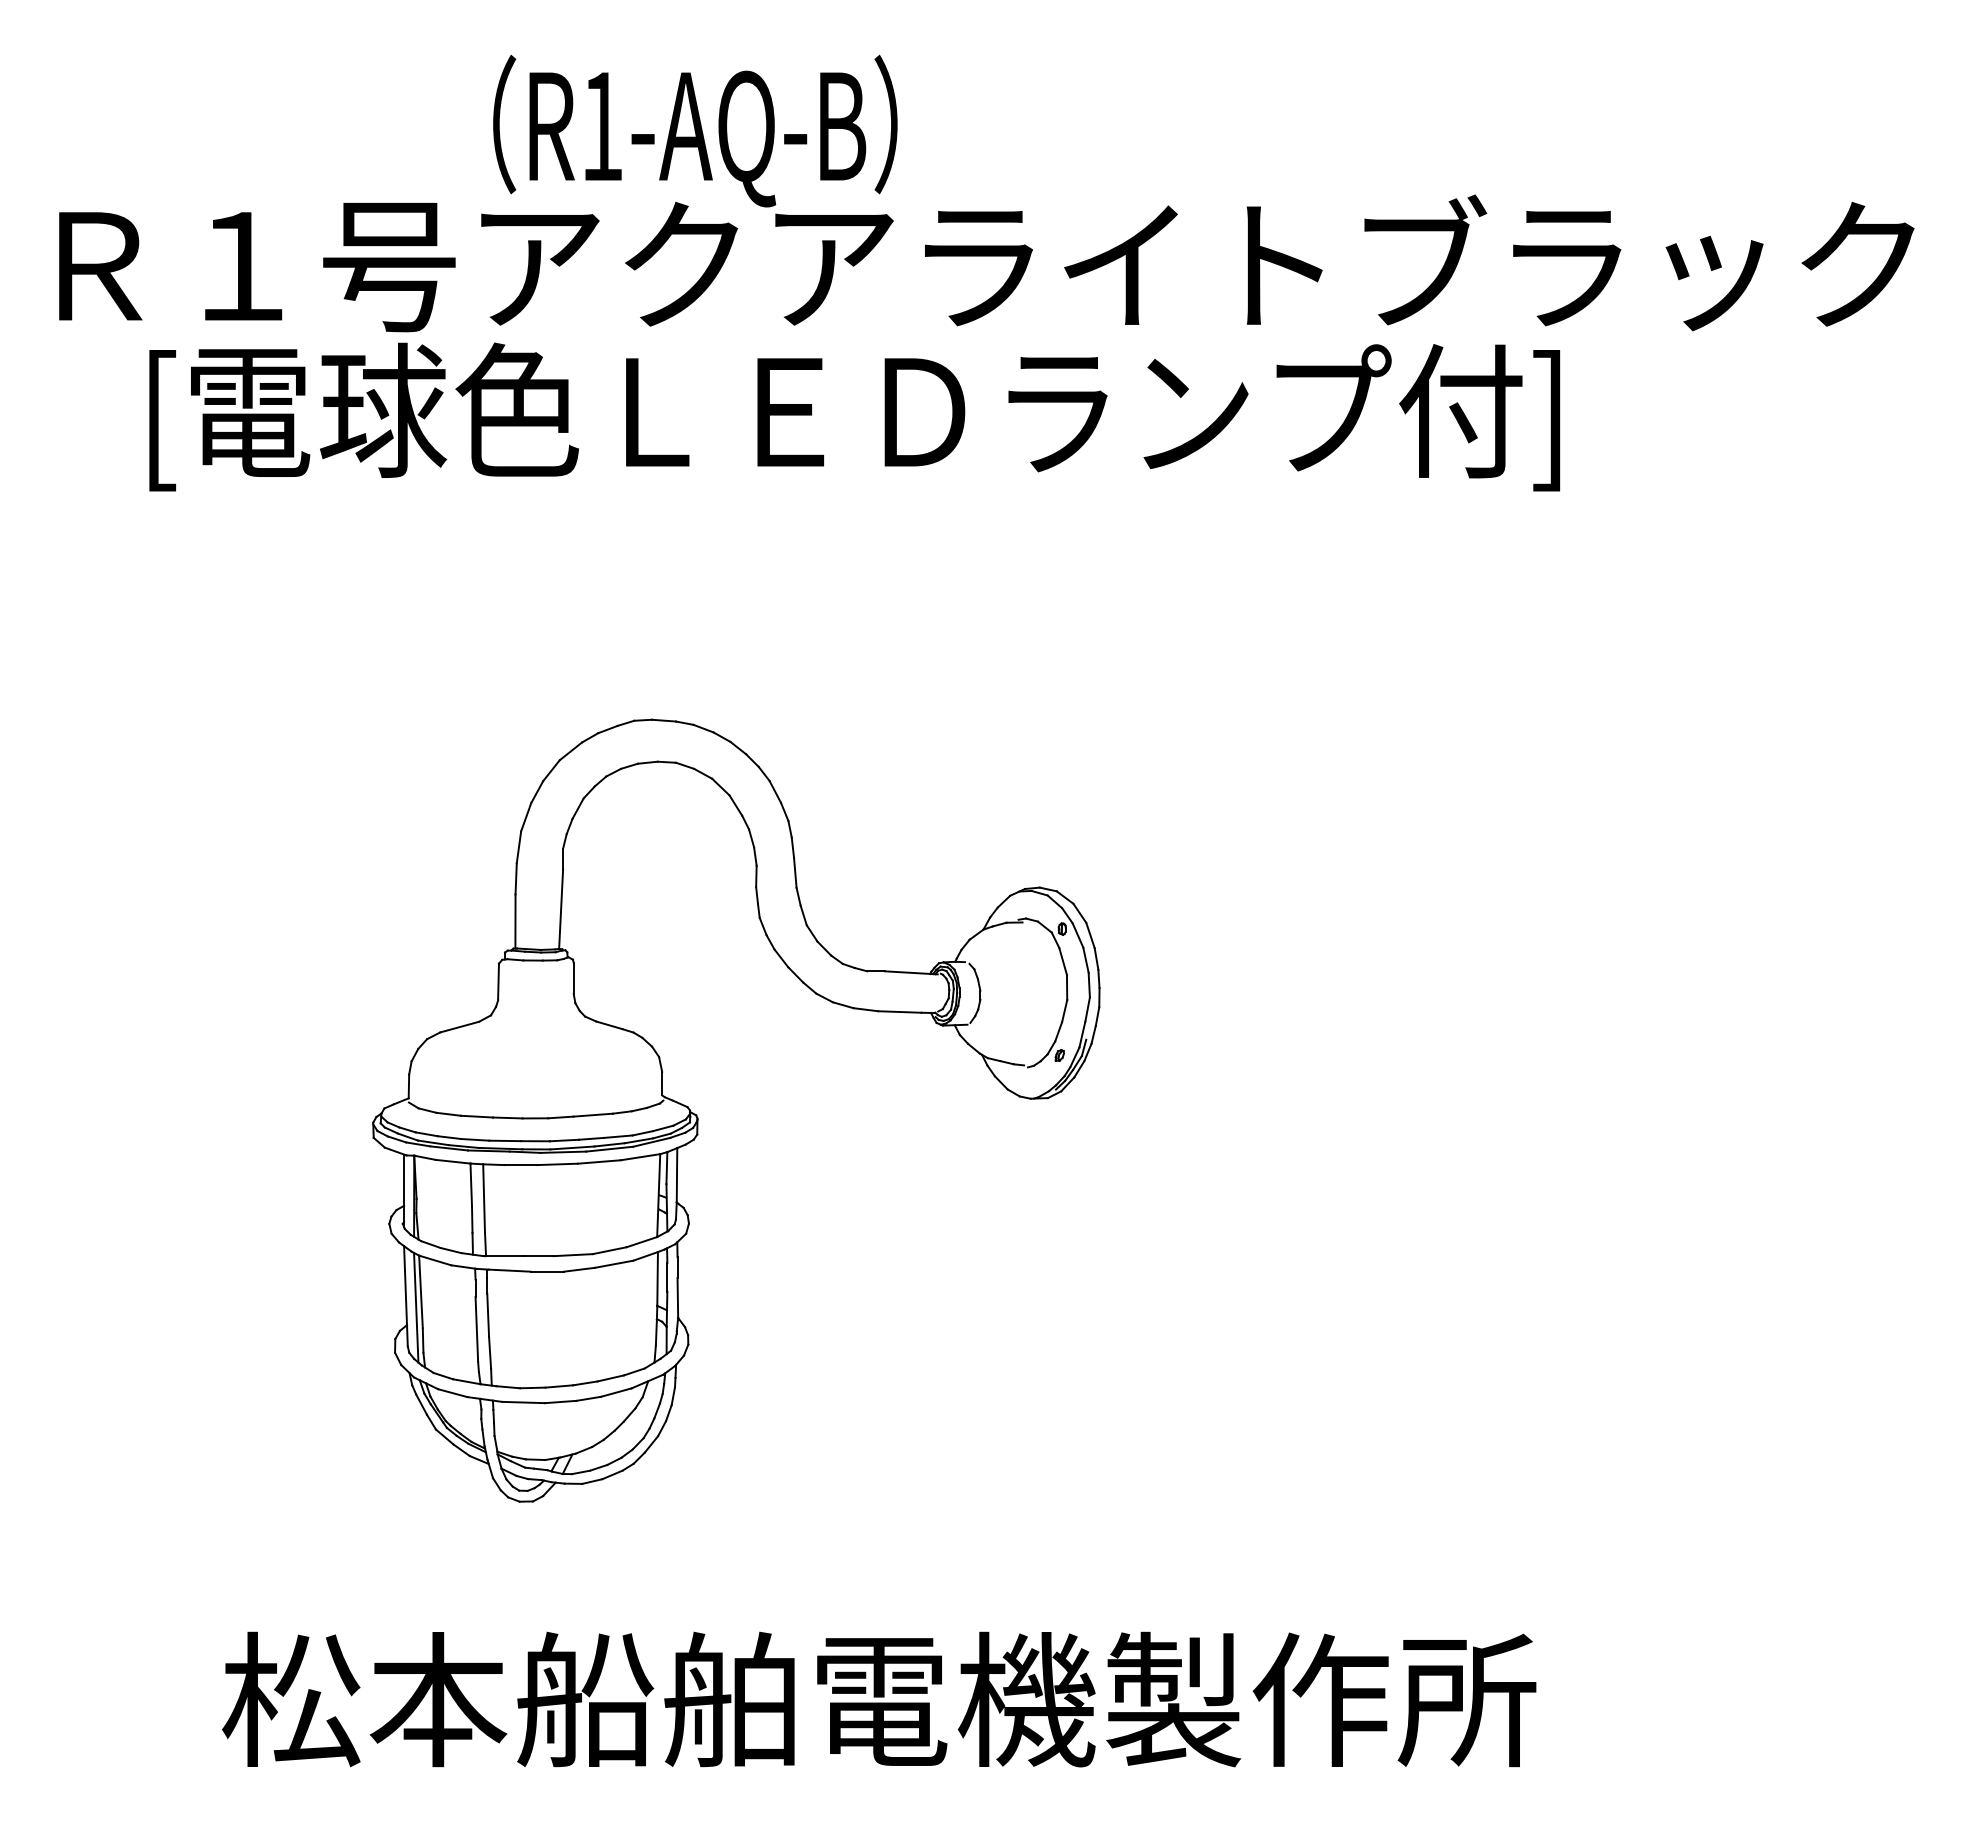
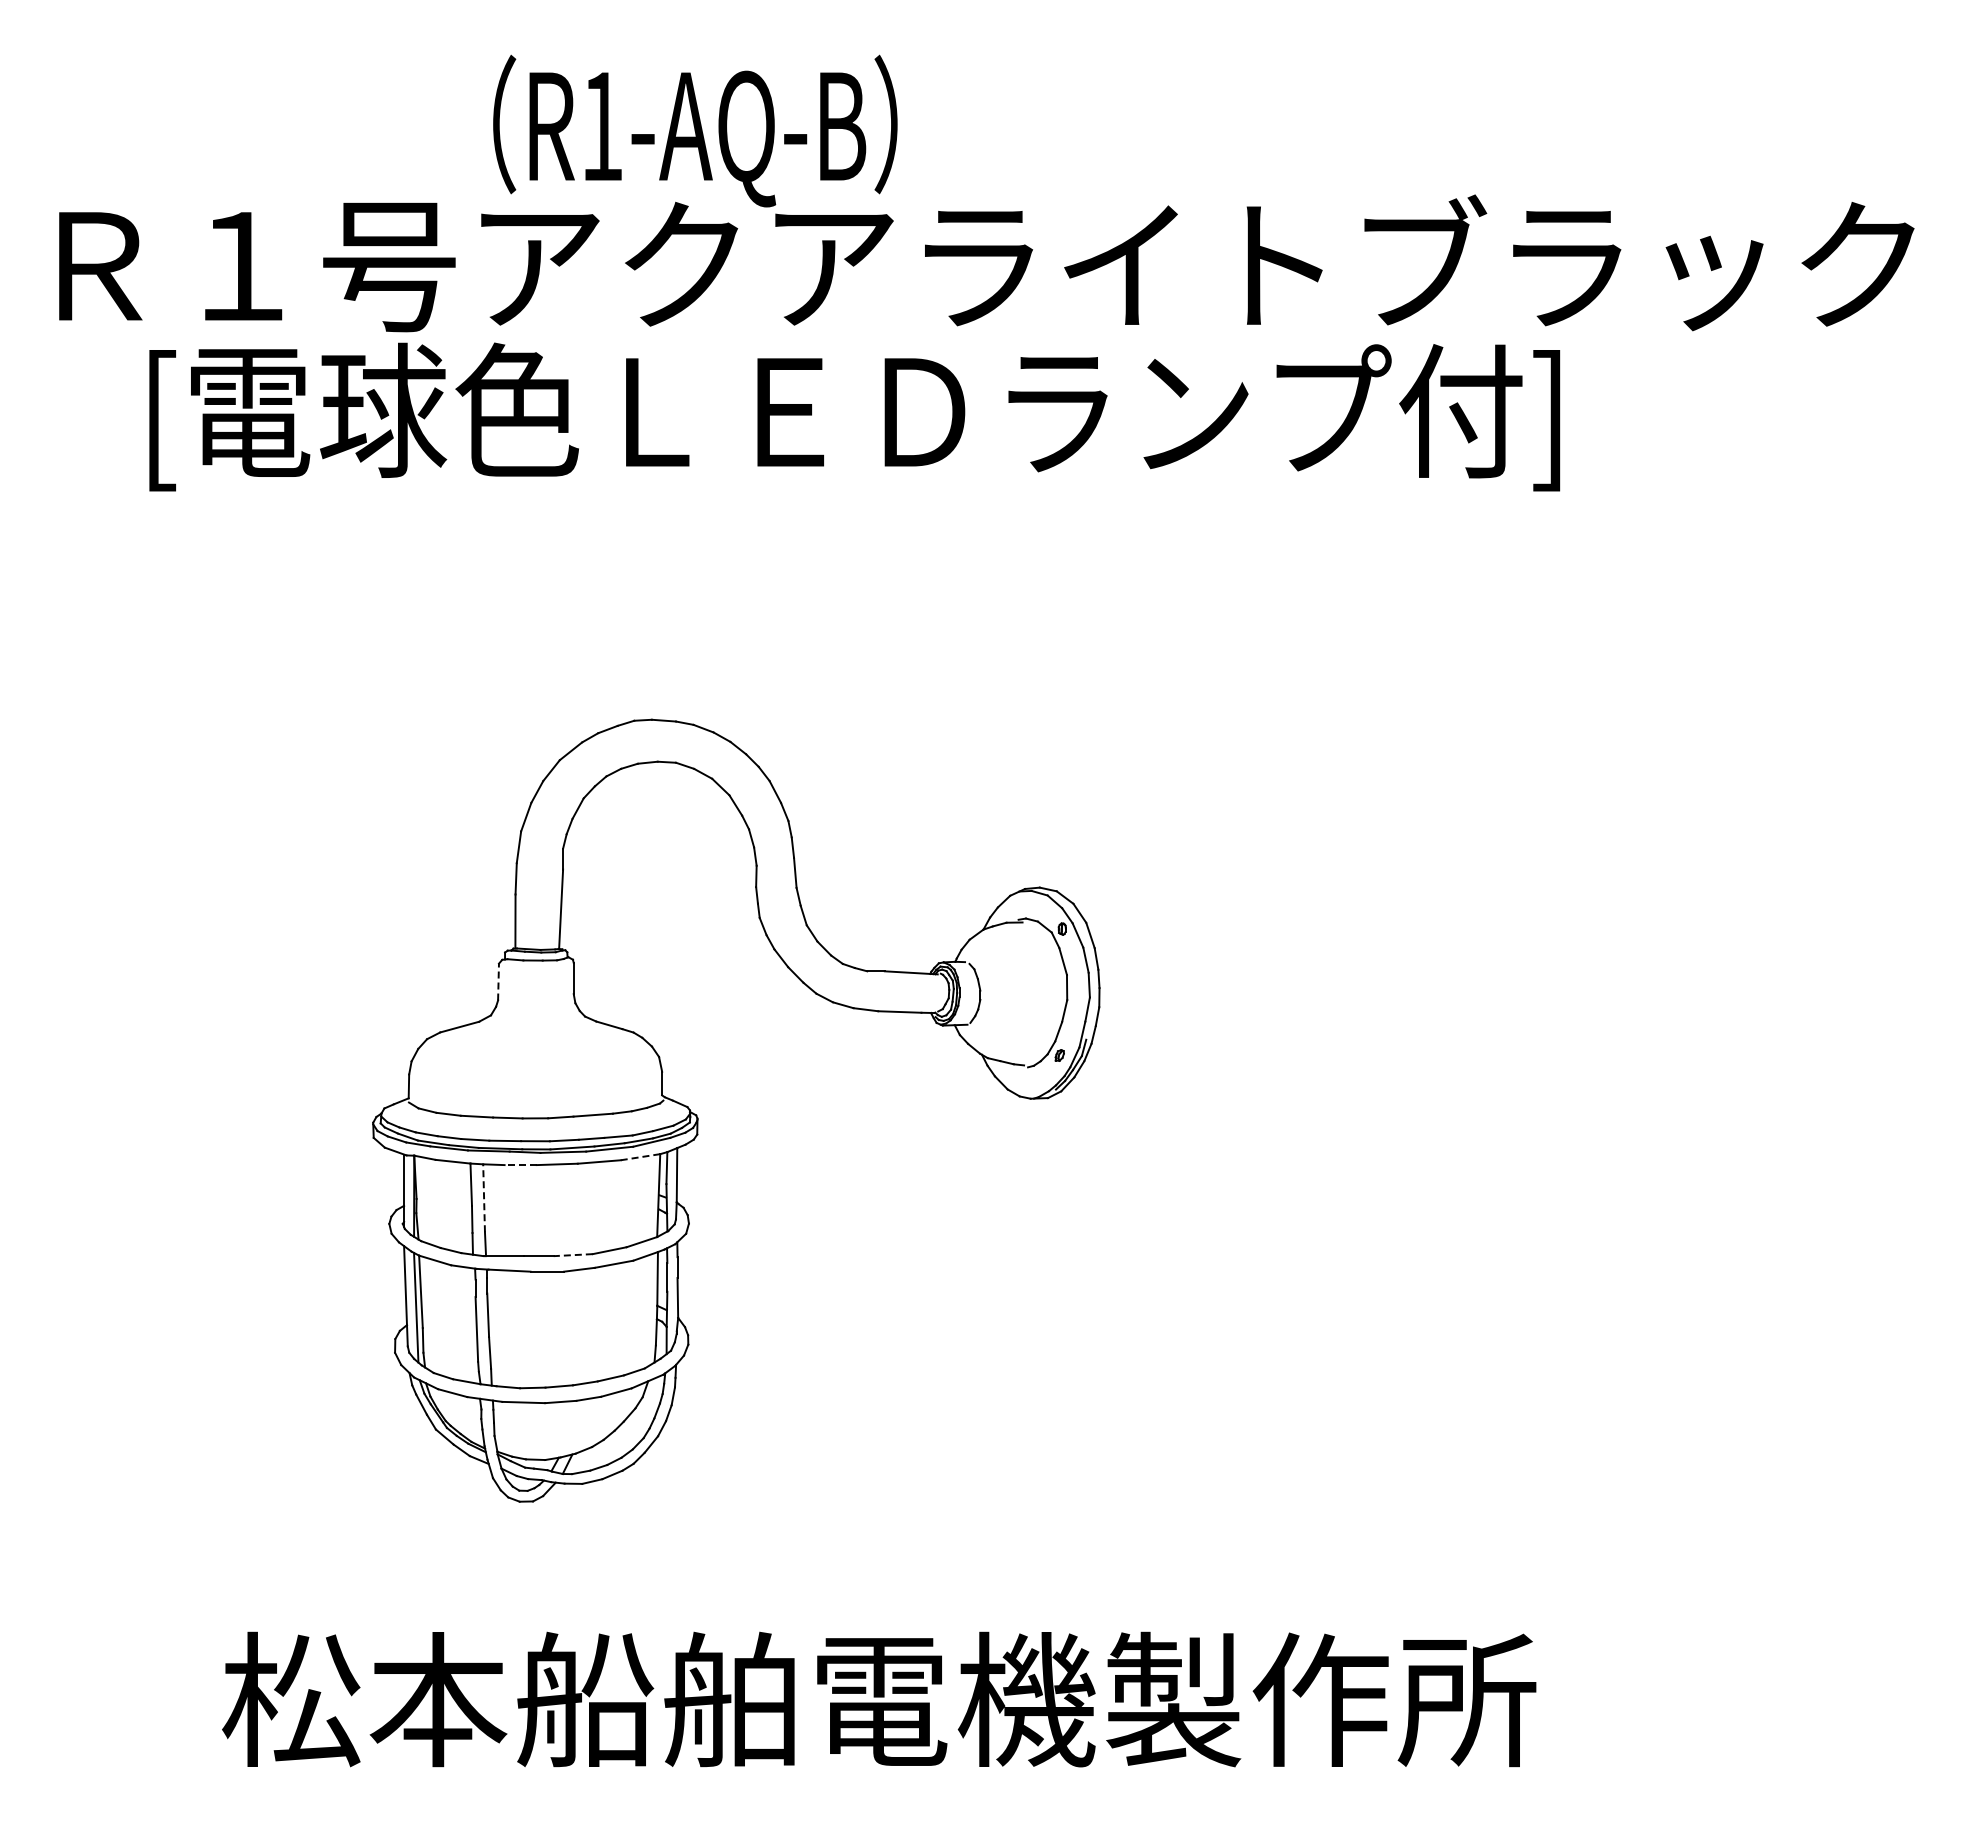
line: solid -> dashed (498, 981)
line: solid -> dashed (640, 1157)
line: solid -> dashed (520, 1165)
line: solid -> dashed (484, 1198)
line: solid -> dashed (573, 1255)
